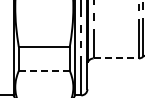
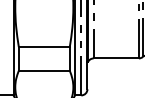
line: dashed -> solid (116, 58)
line: dashed -> solid (43, 70)
